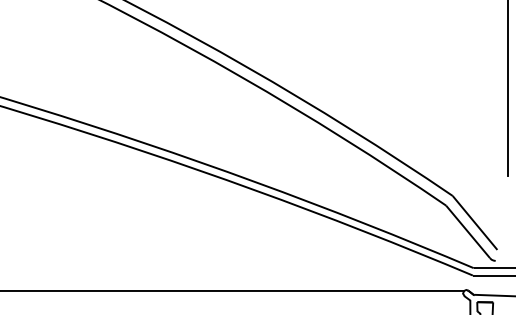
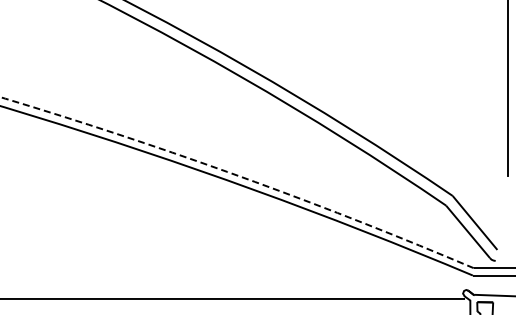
arc: solid -> dashed (238, 175)
line position: (233, 290) -> (233, 298) (233, 298)
